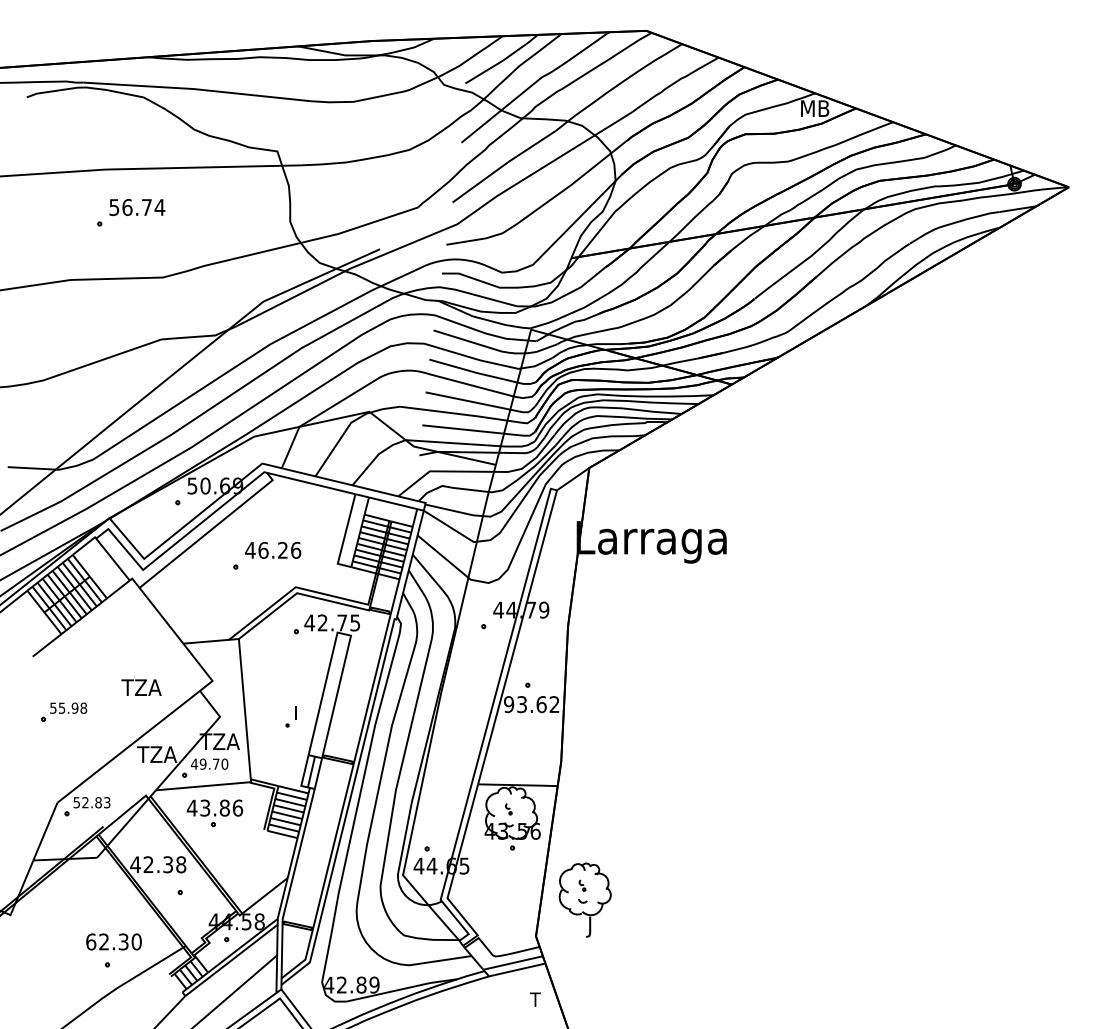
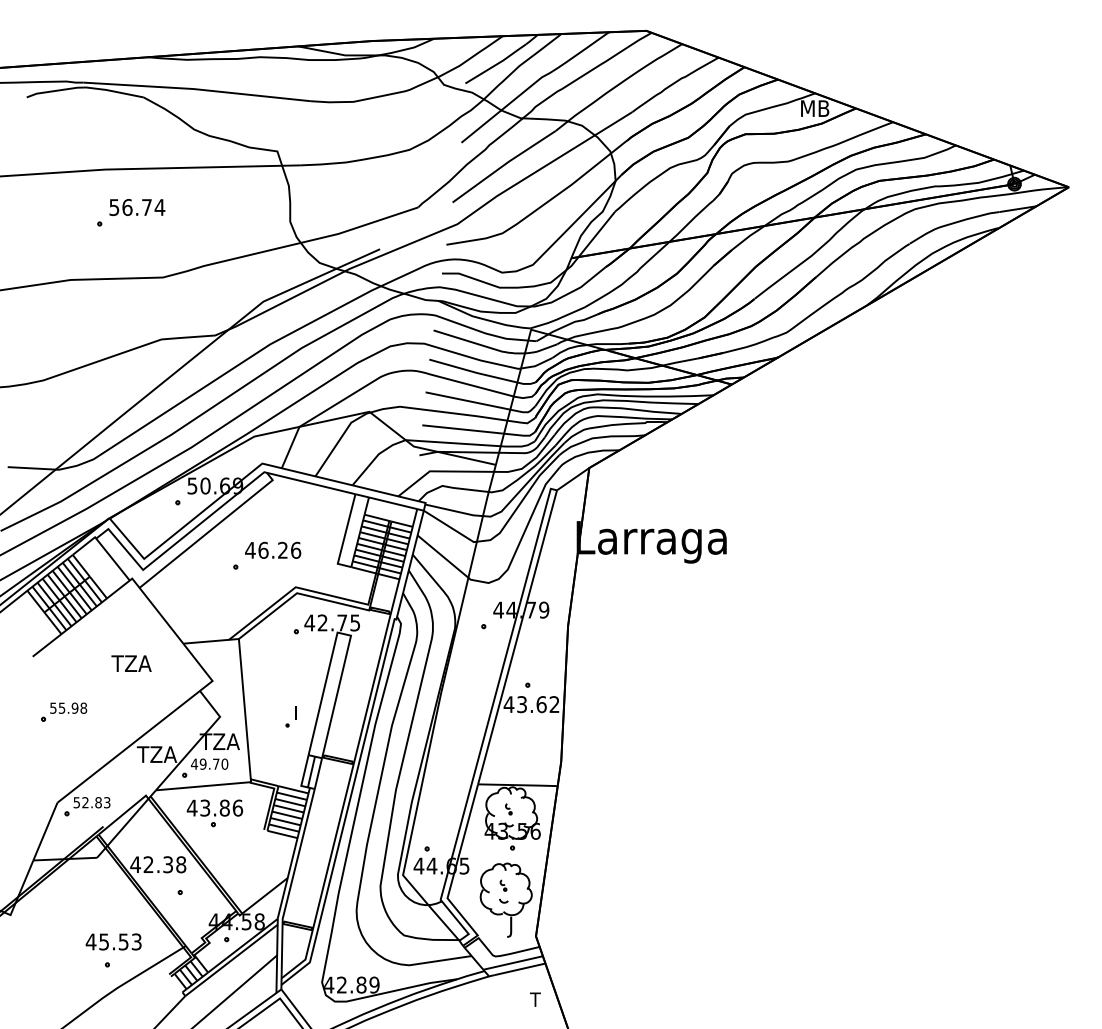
text position: (141, 687) -> (131, 663) (131, 663)
text: 93.62 -> 43.62 (508, 704)
part position: (584, 899) -> (505, 899) (505, 899)
text: 62.30 -> 45.53 (113, 941)
